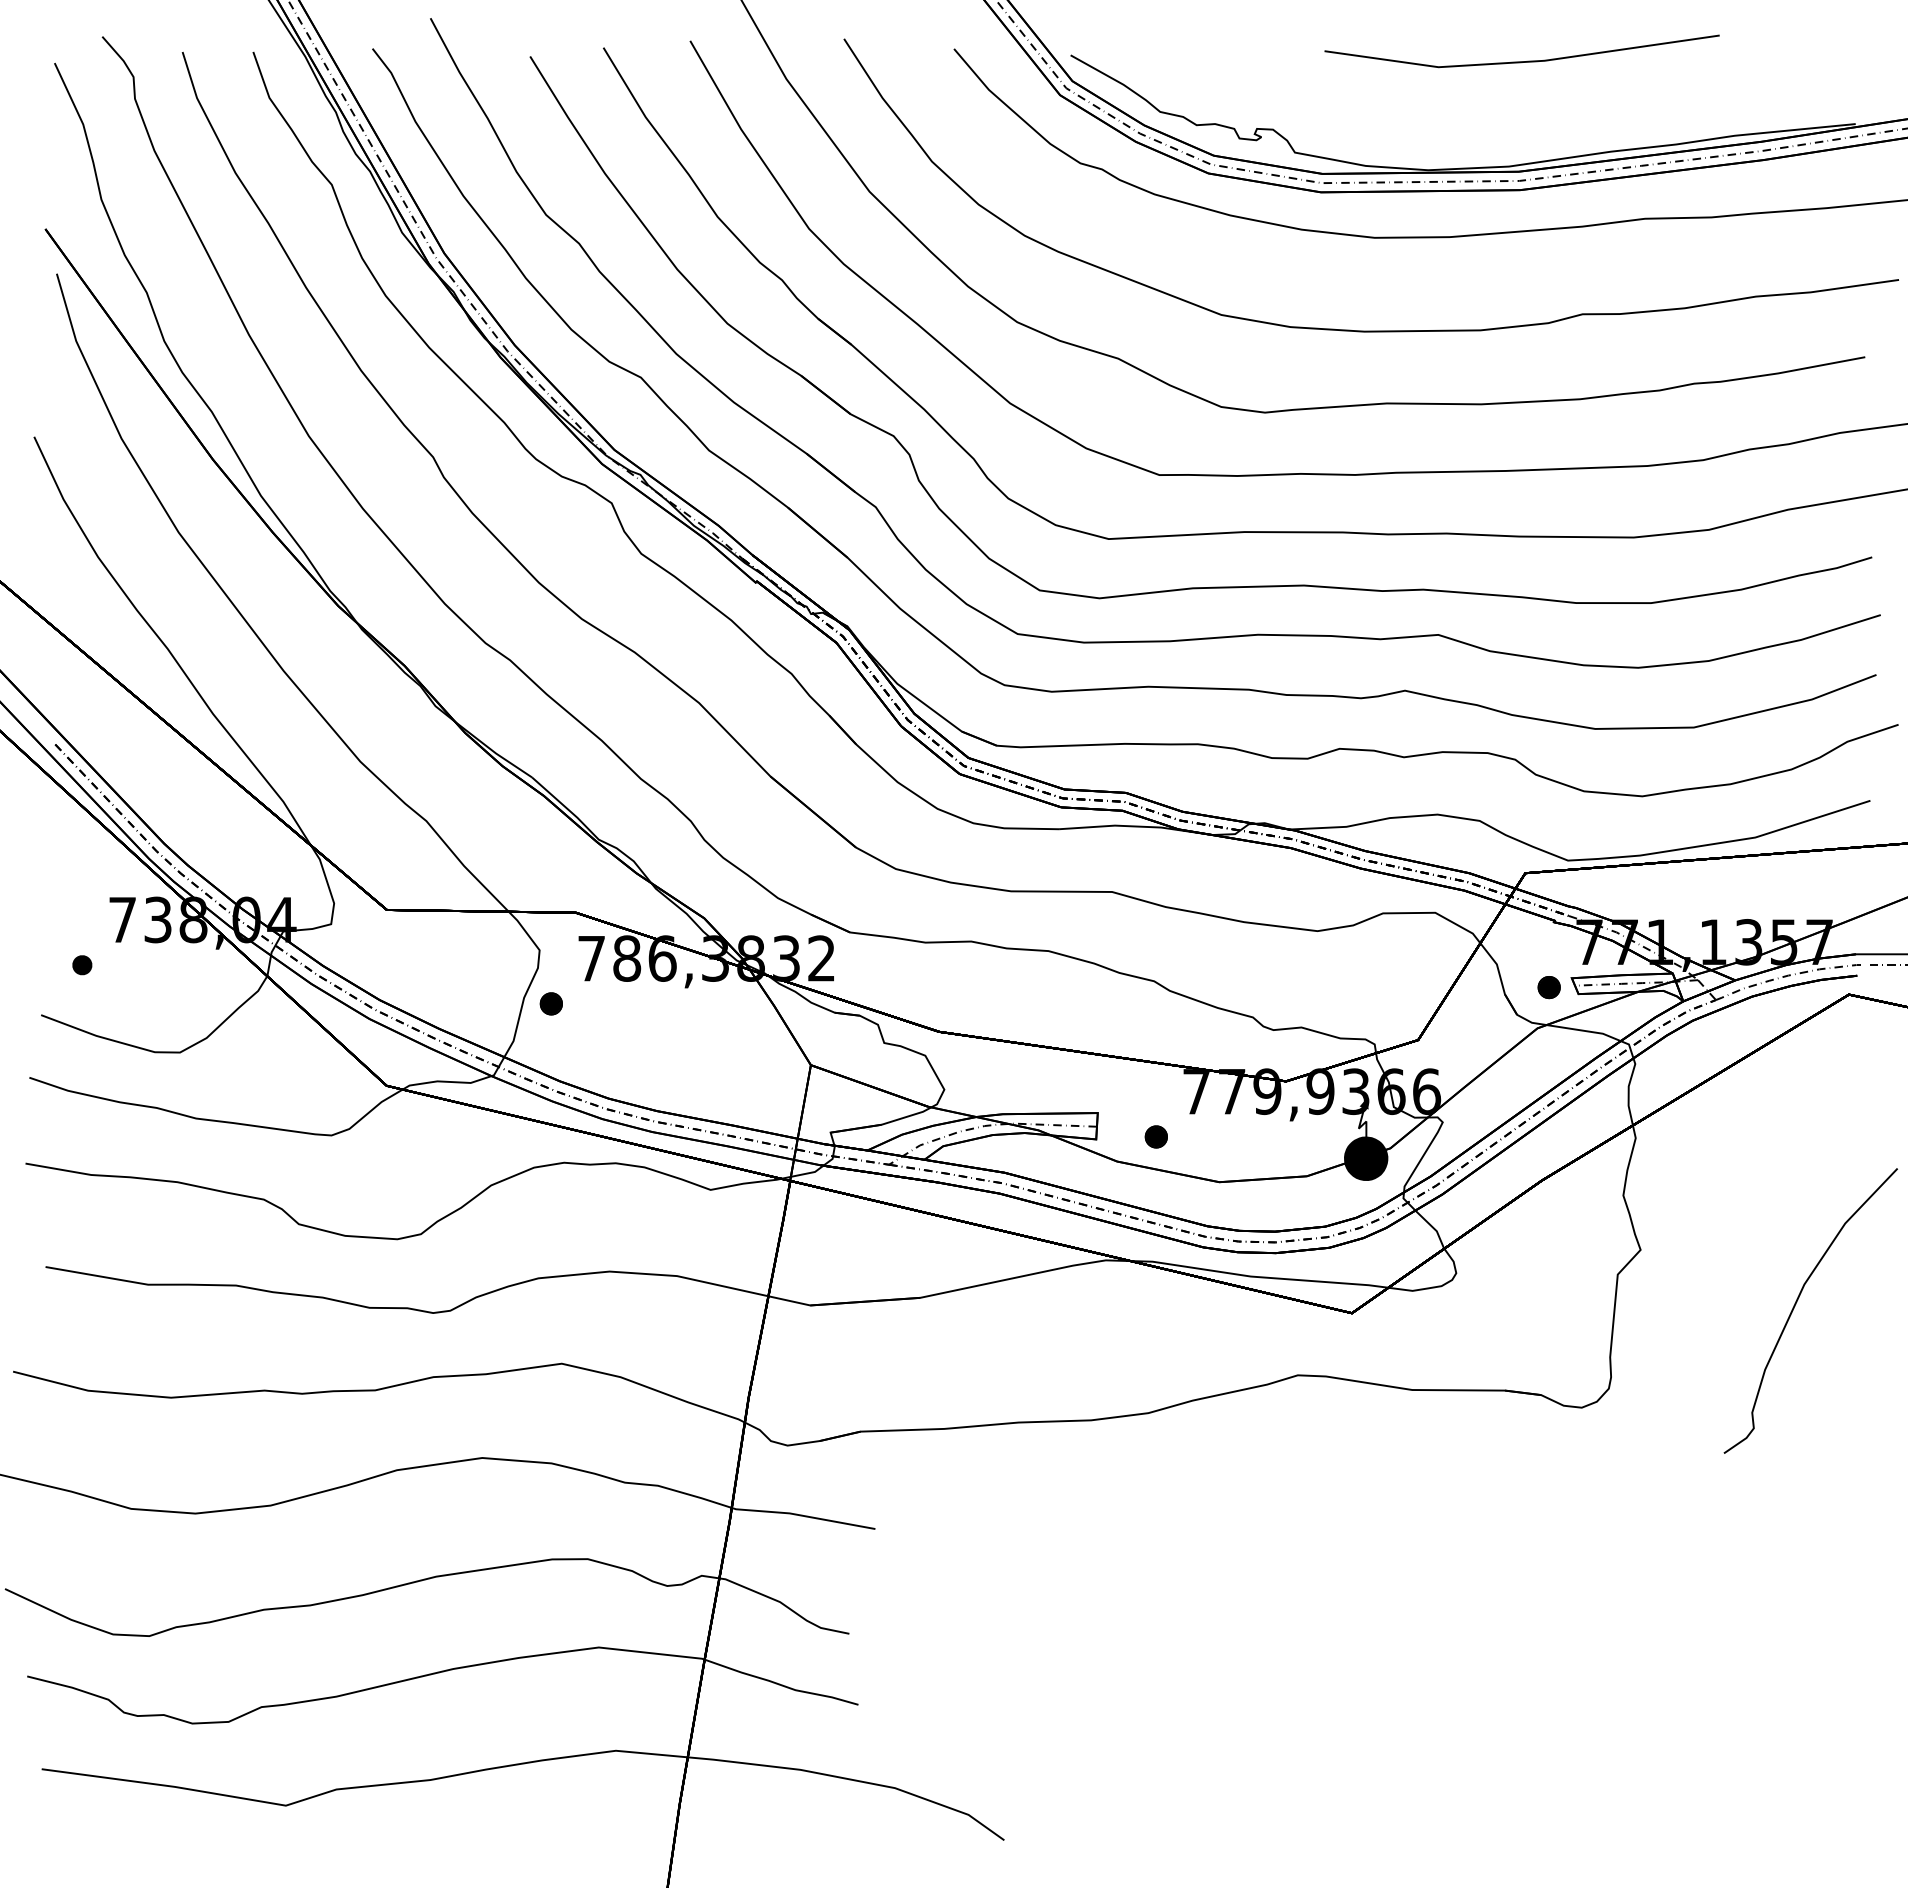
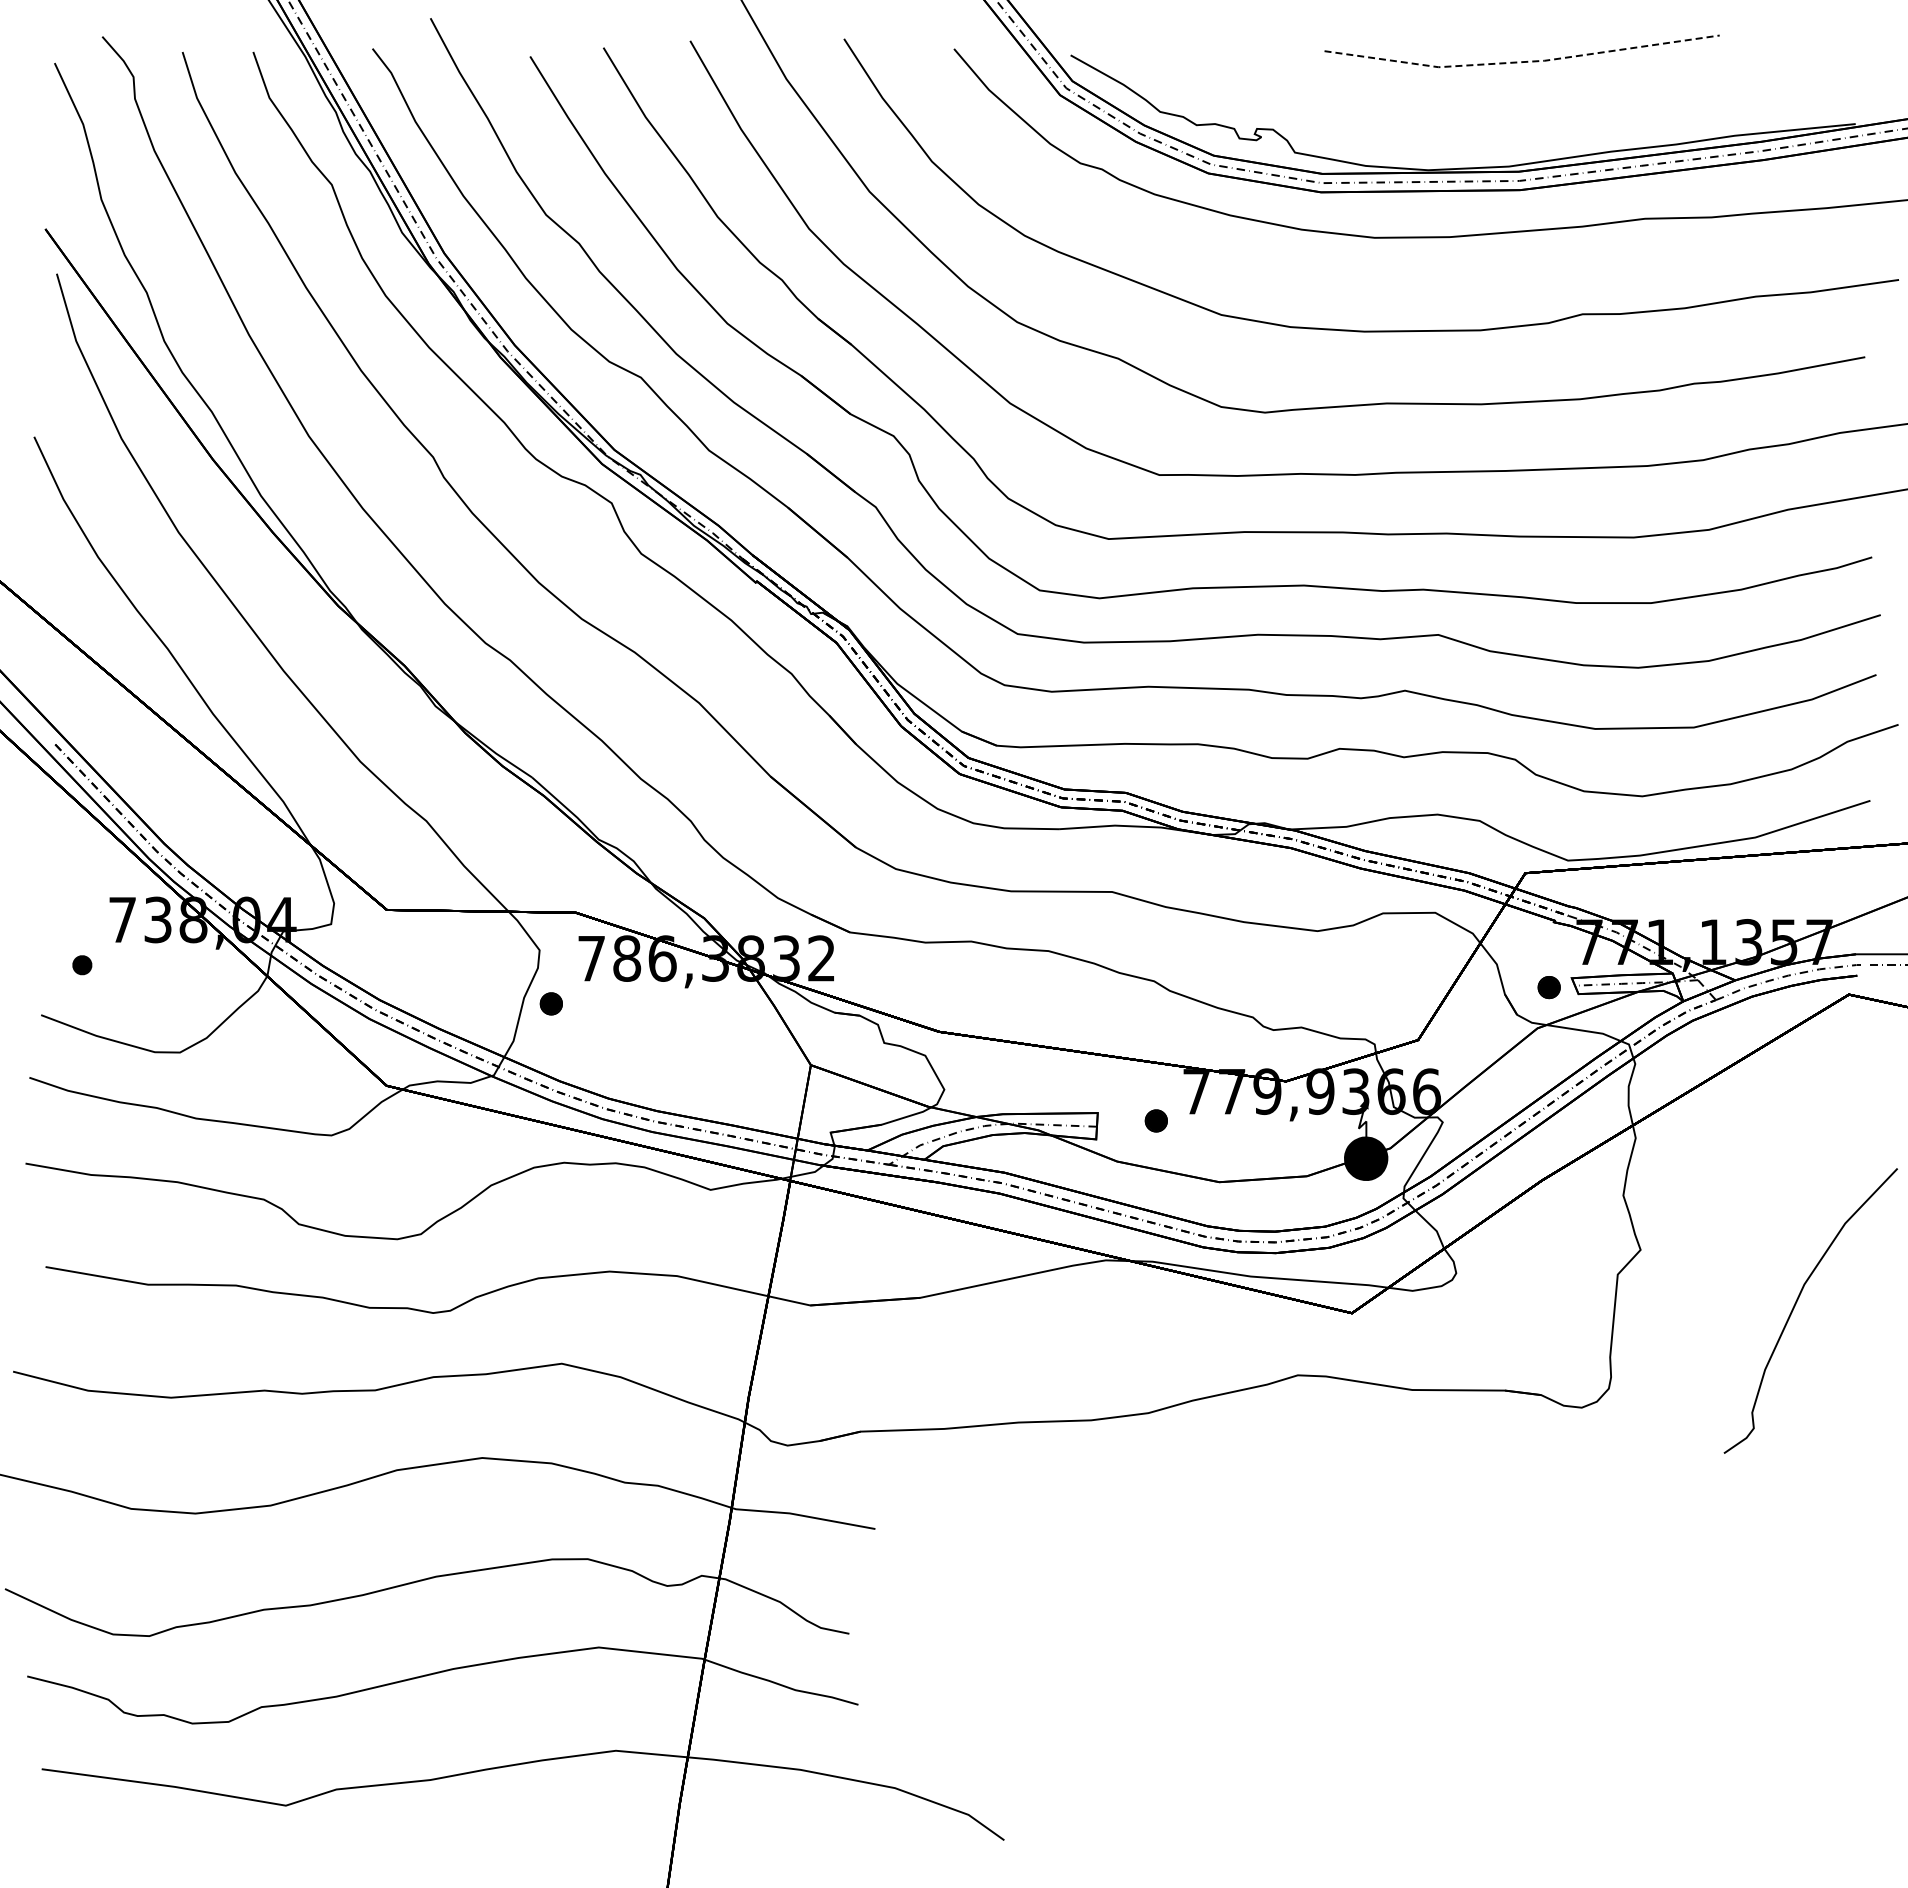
line: solid -> dashed (1521, 62)
part position: (1155, 1136) -> (1155, 1120) (1155, 1120)
